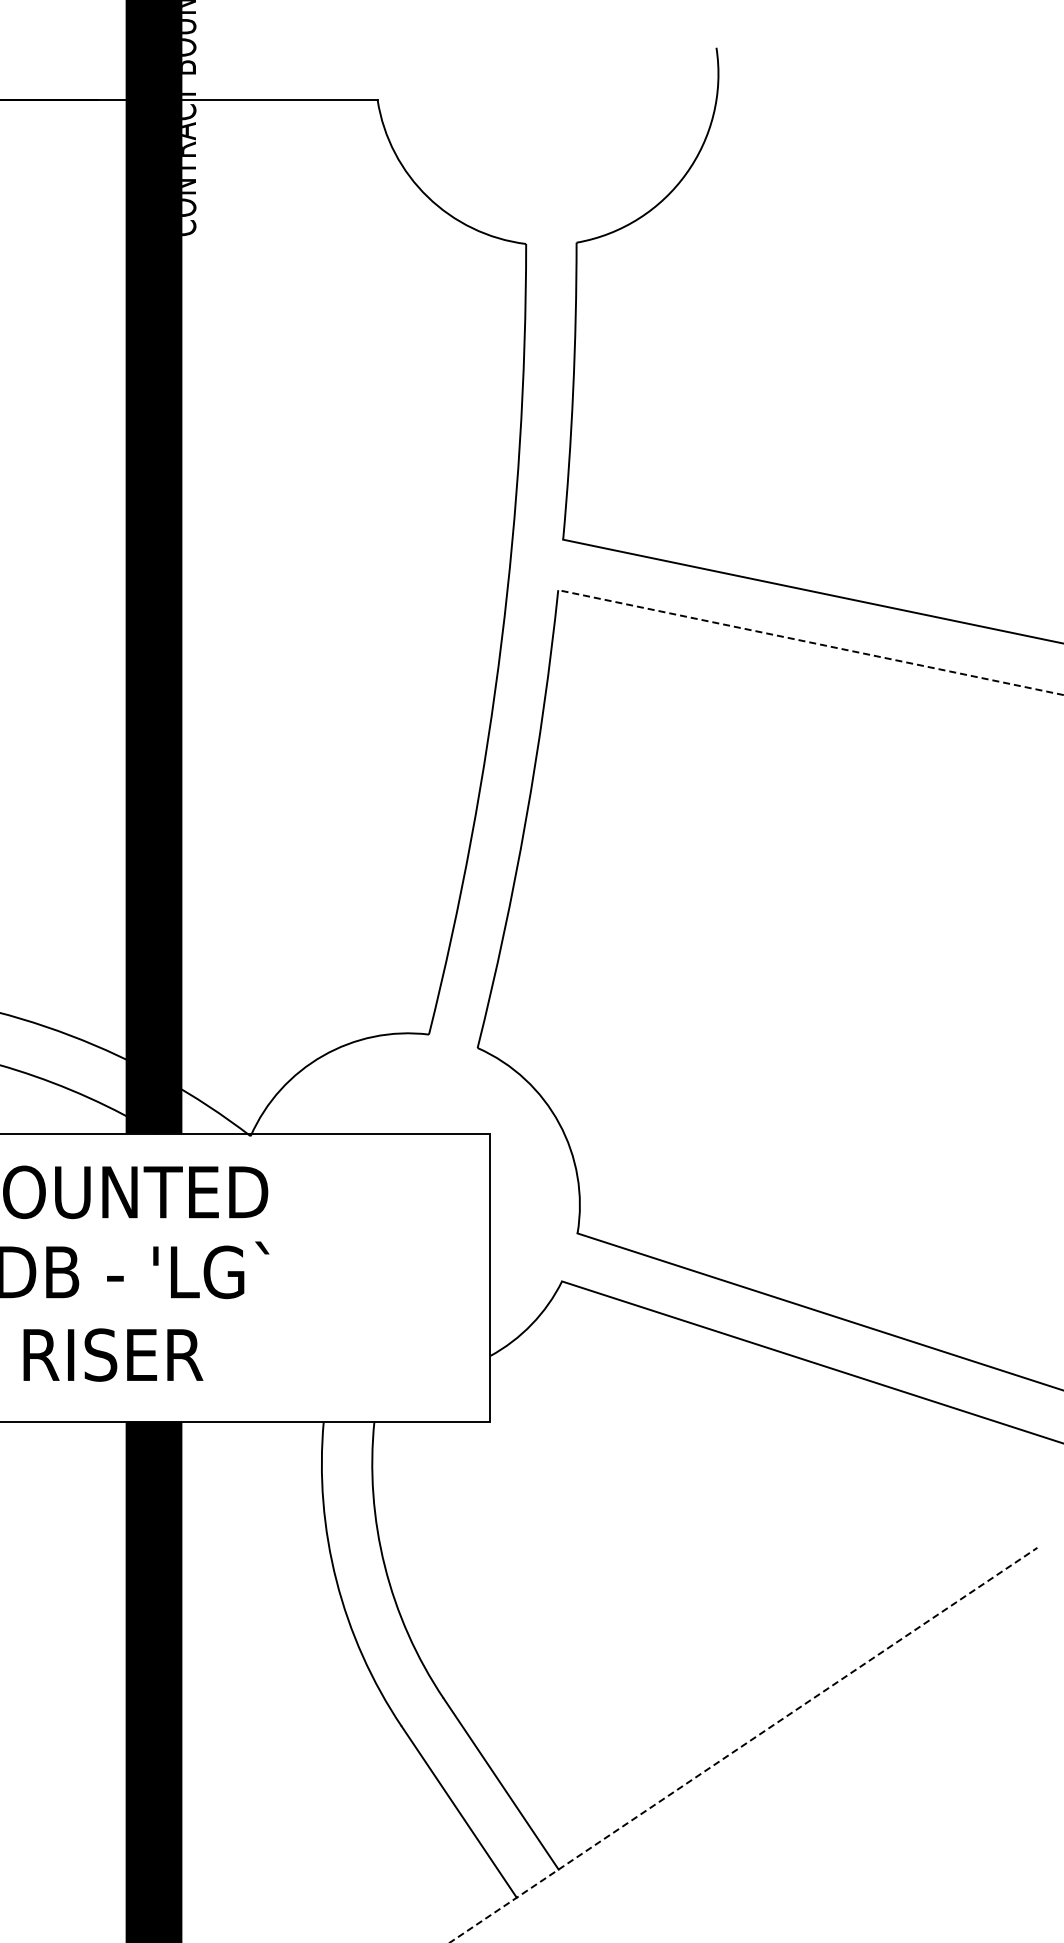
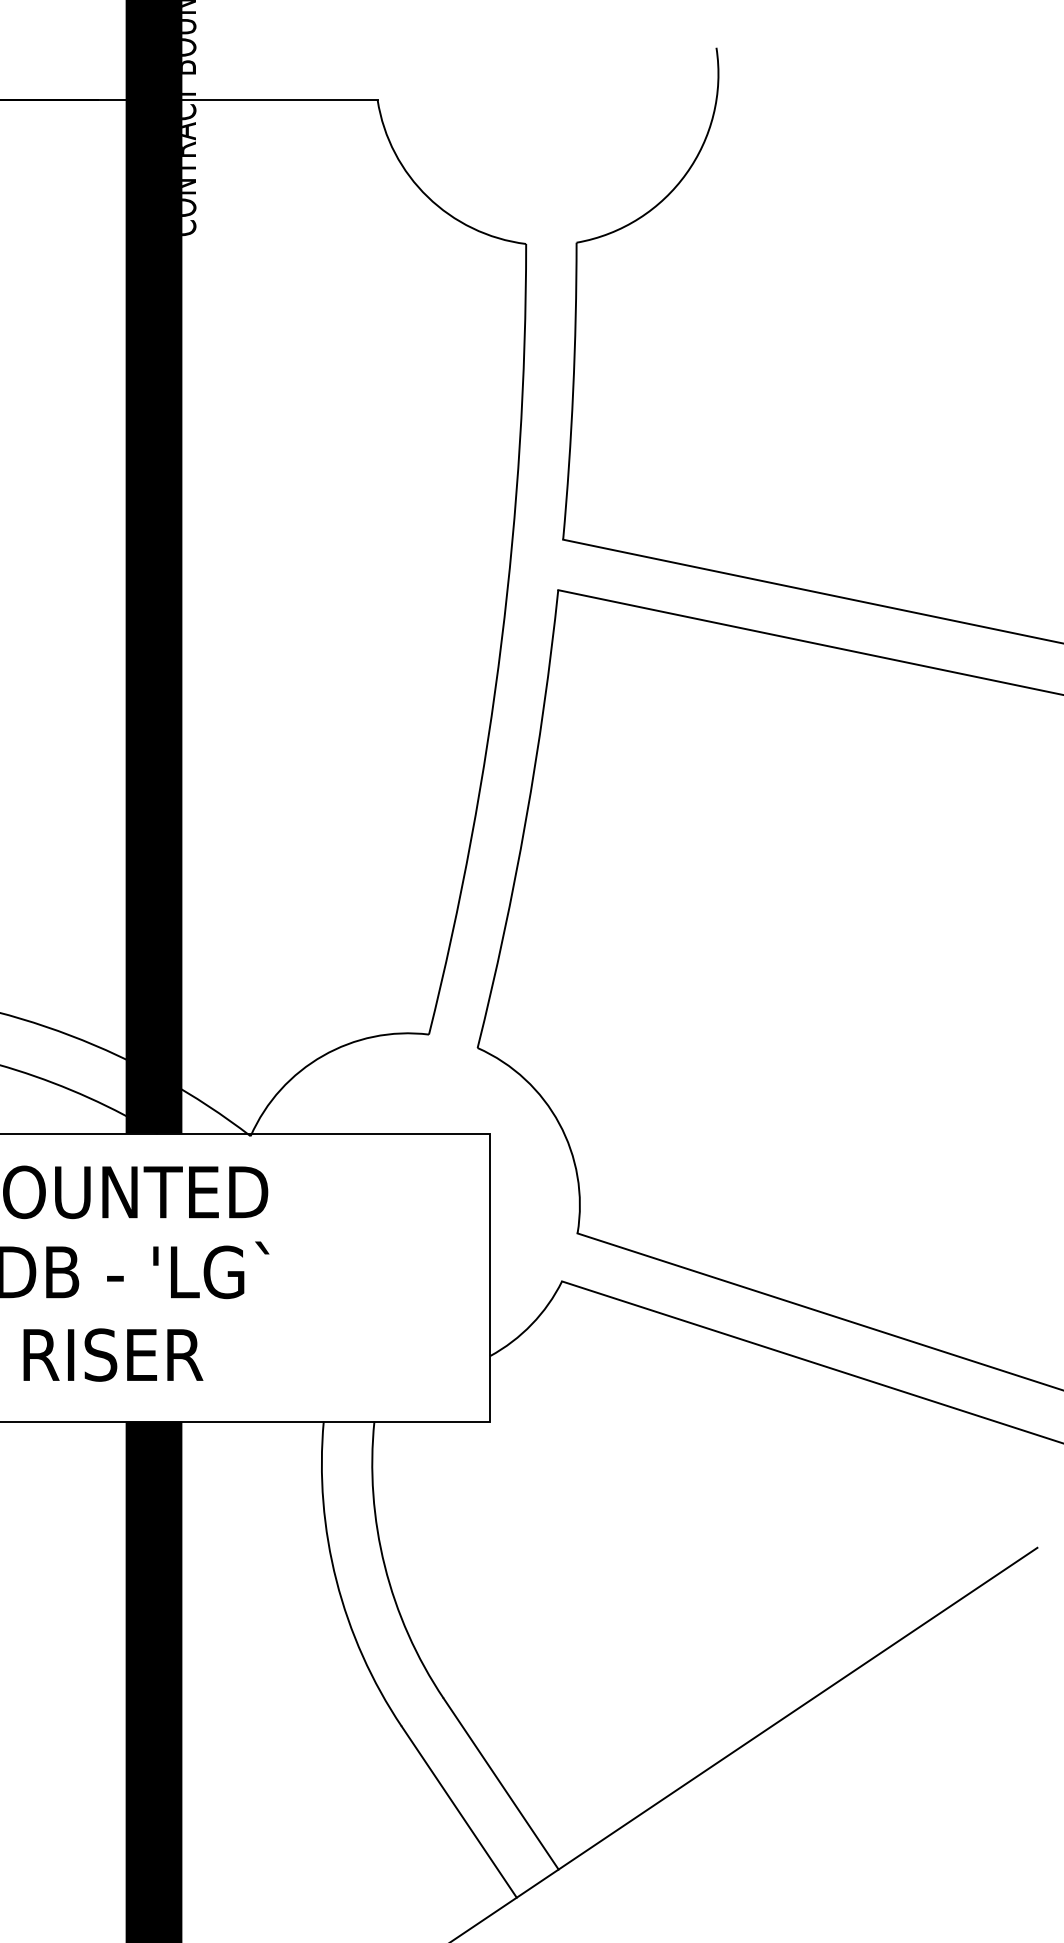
line: dashed -> solid (810, 642)
line: dashed -> solid (743, 1745)
